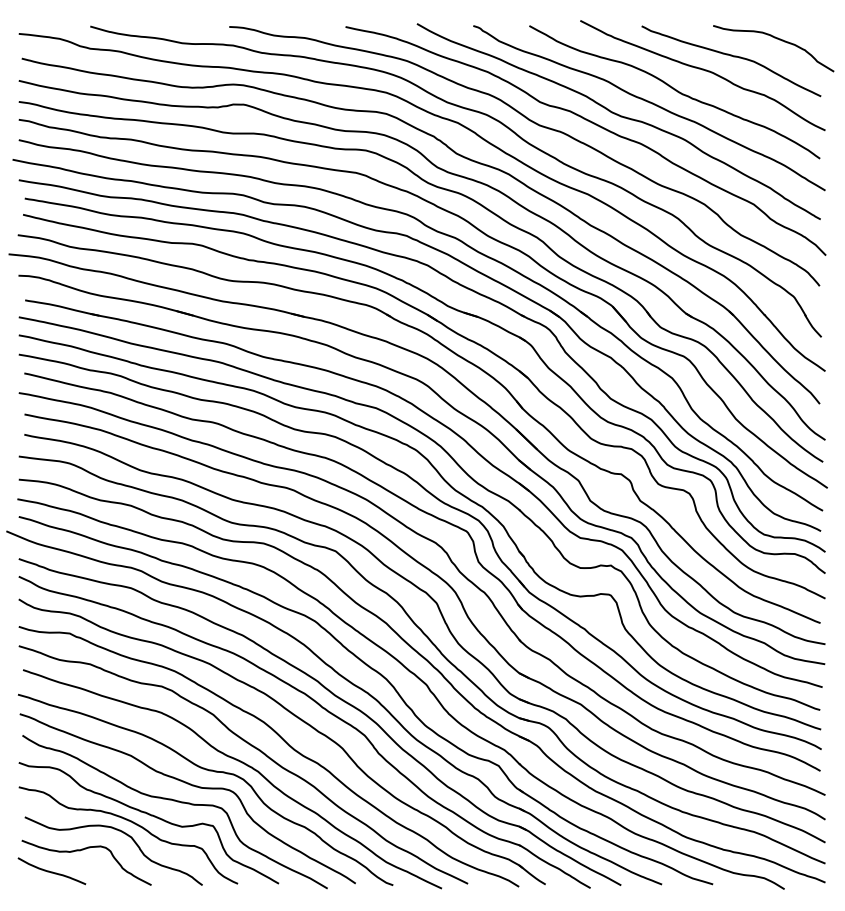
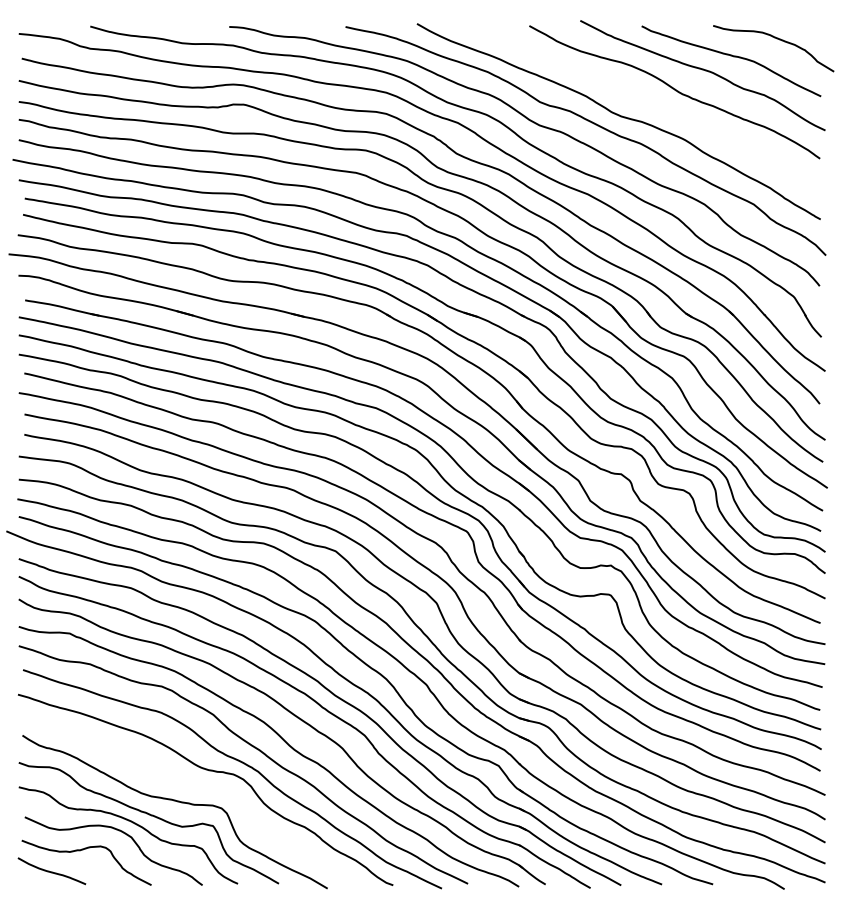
curve: present -> none (649, 103)
curve: present -> none (192, 786)
